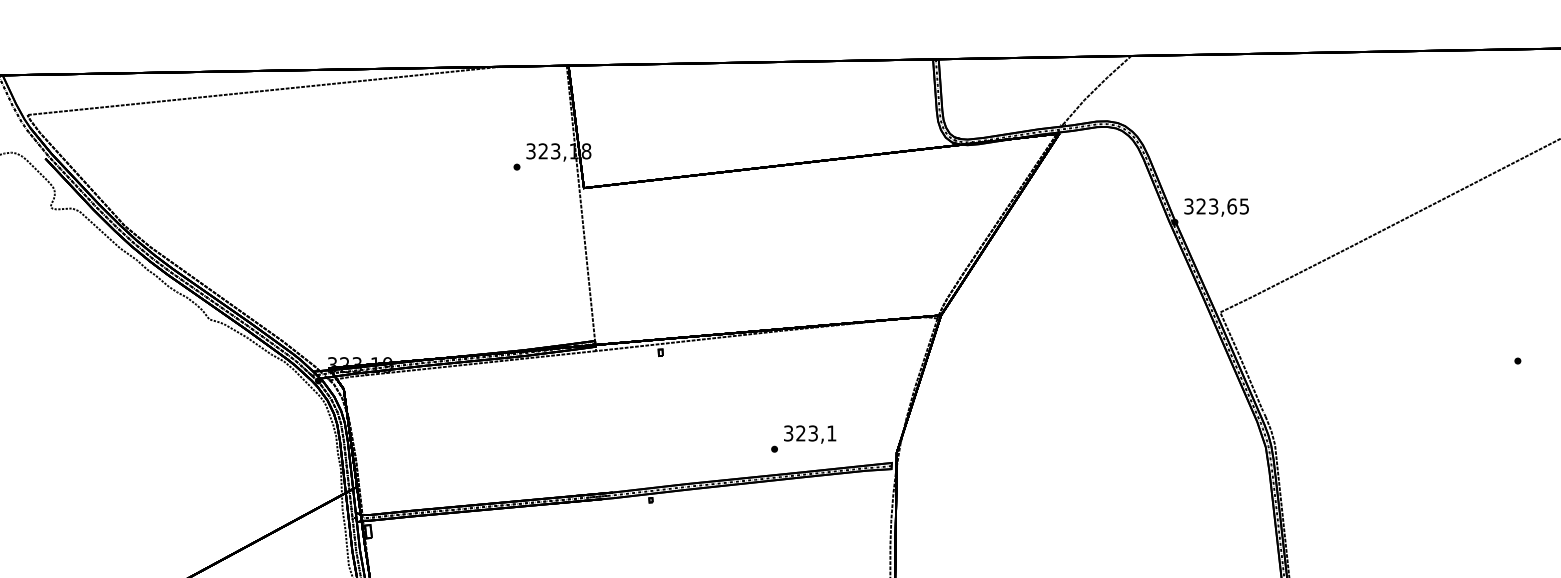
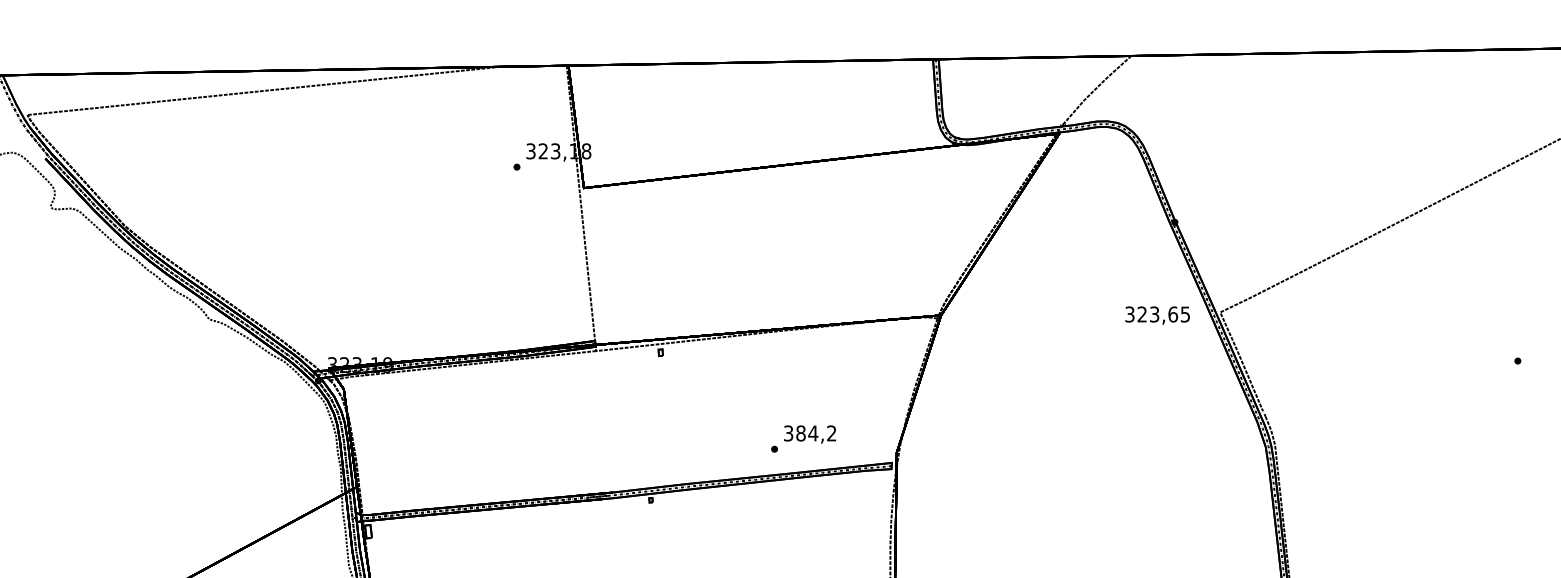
text position: (1216, 207) -> (1157, 315) (1157, 315)
text: 323,1 -> 384,2 (816, 433)
